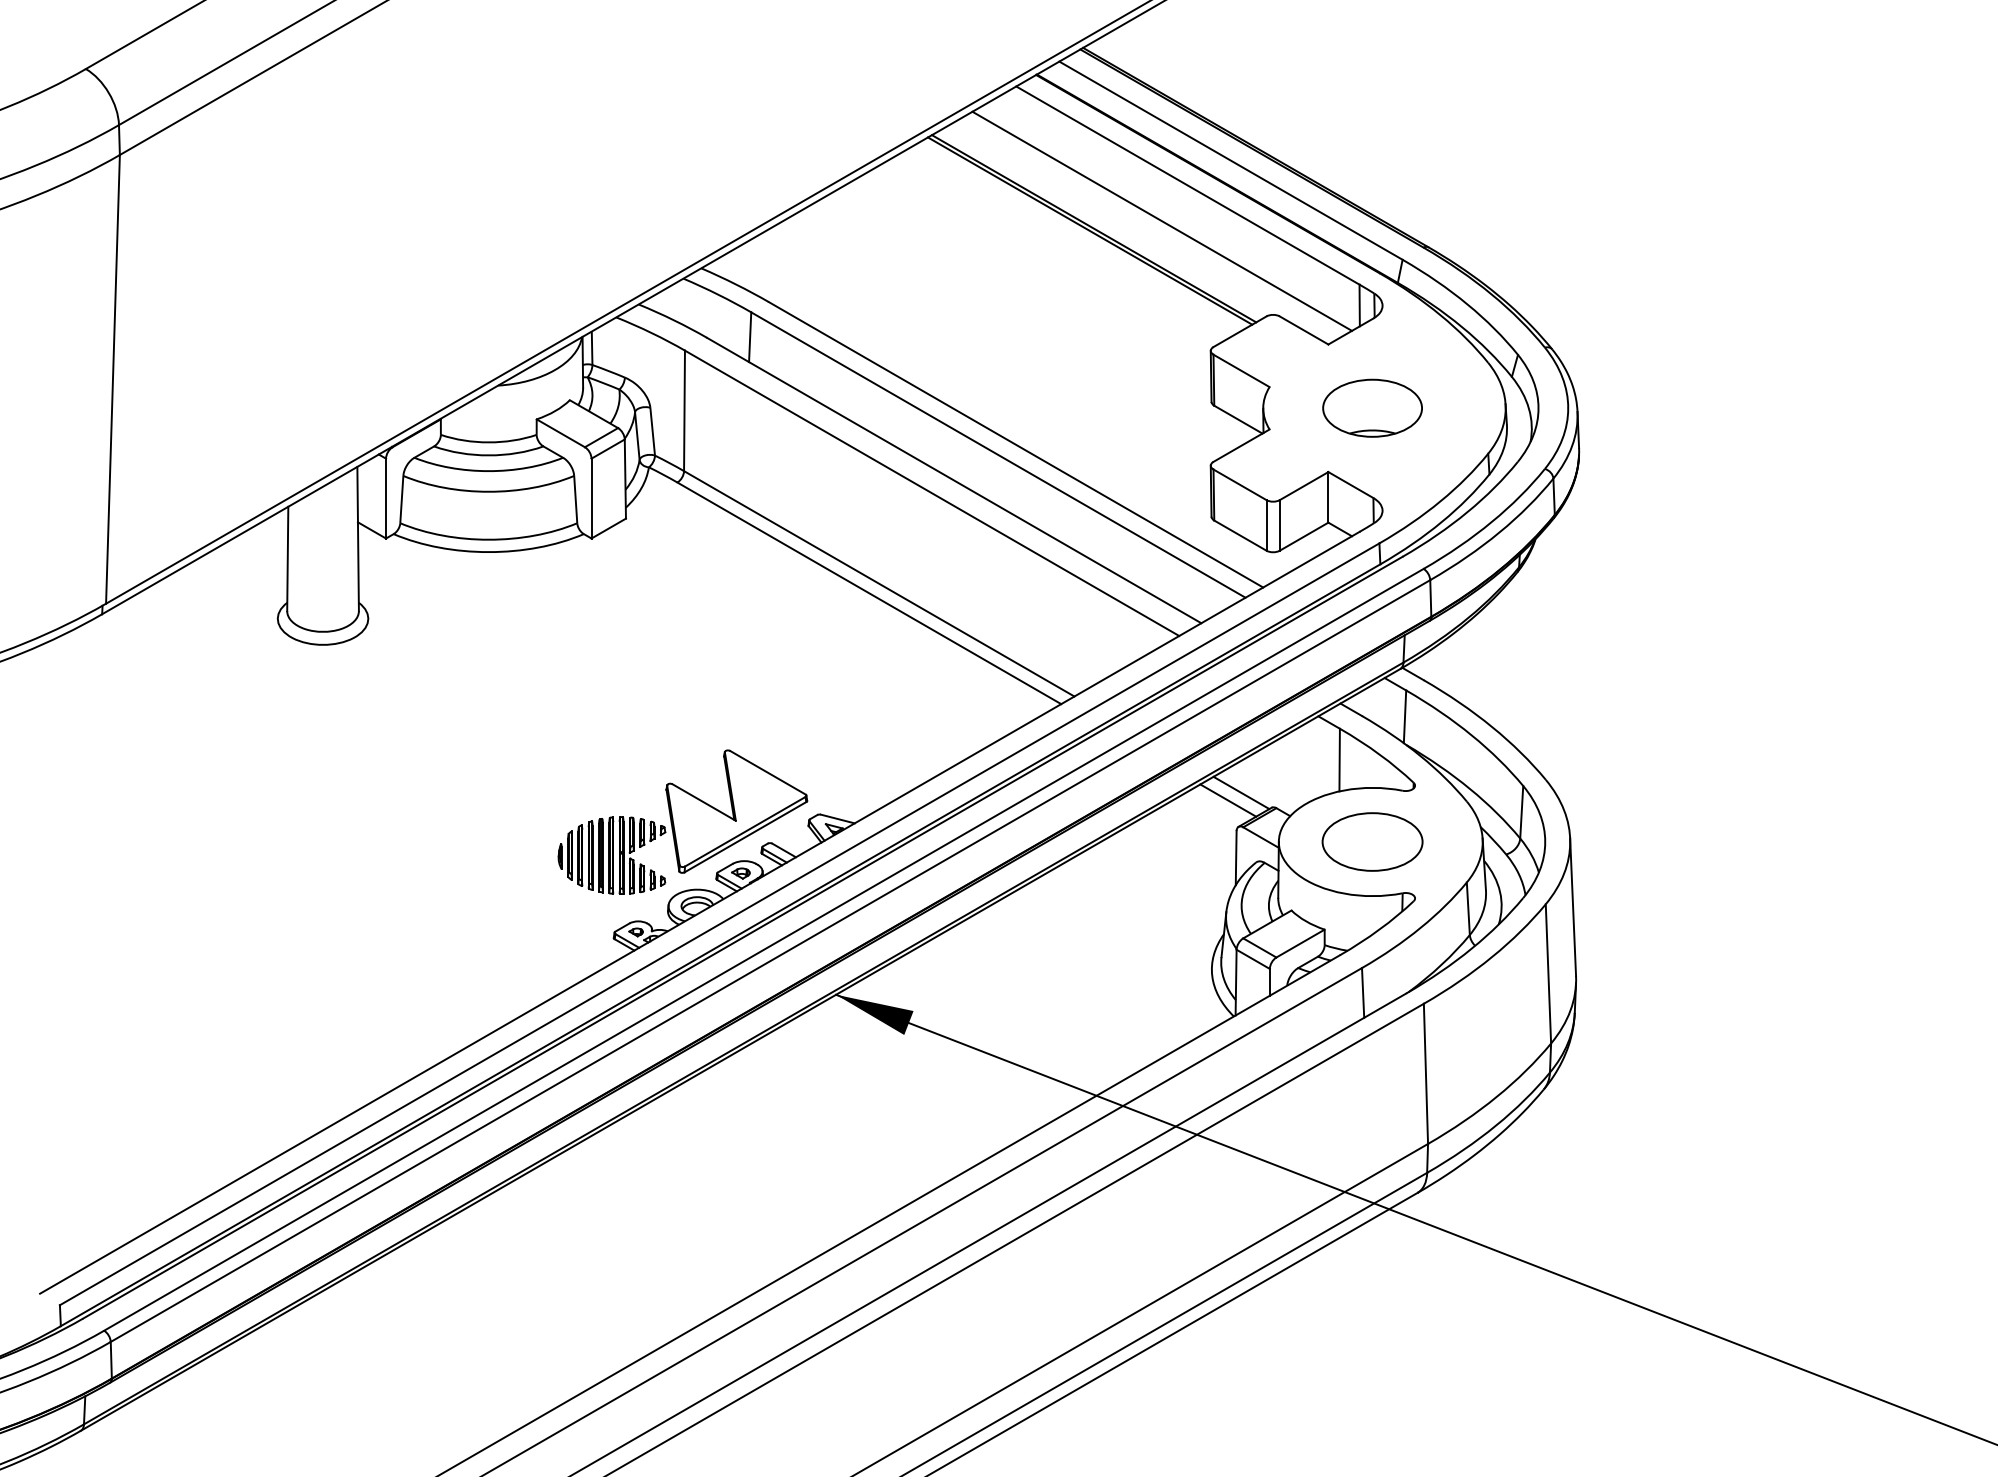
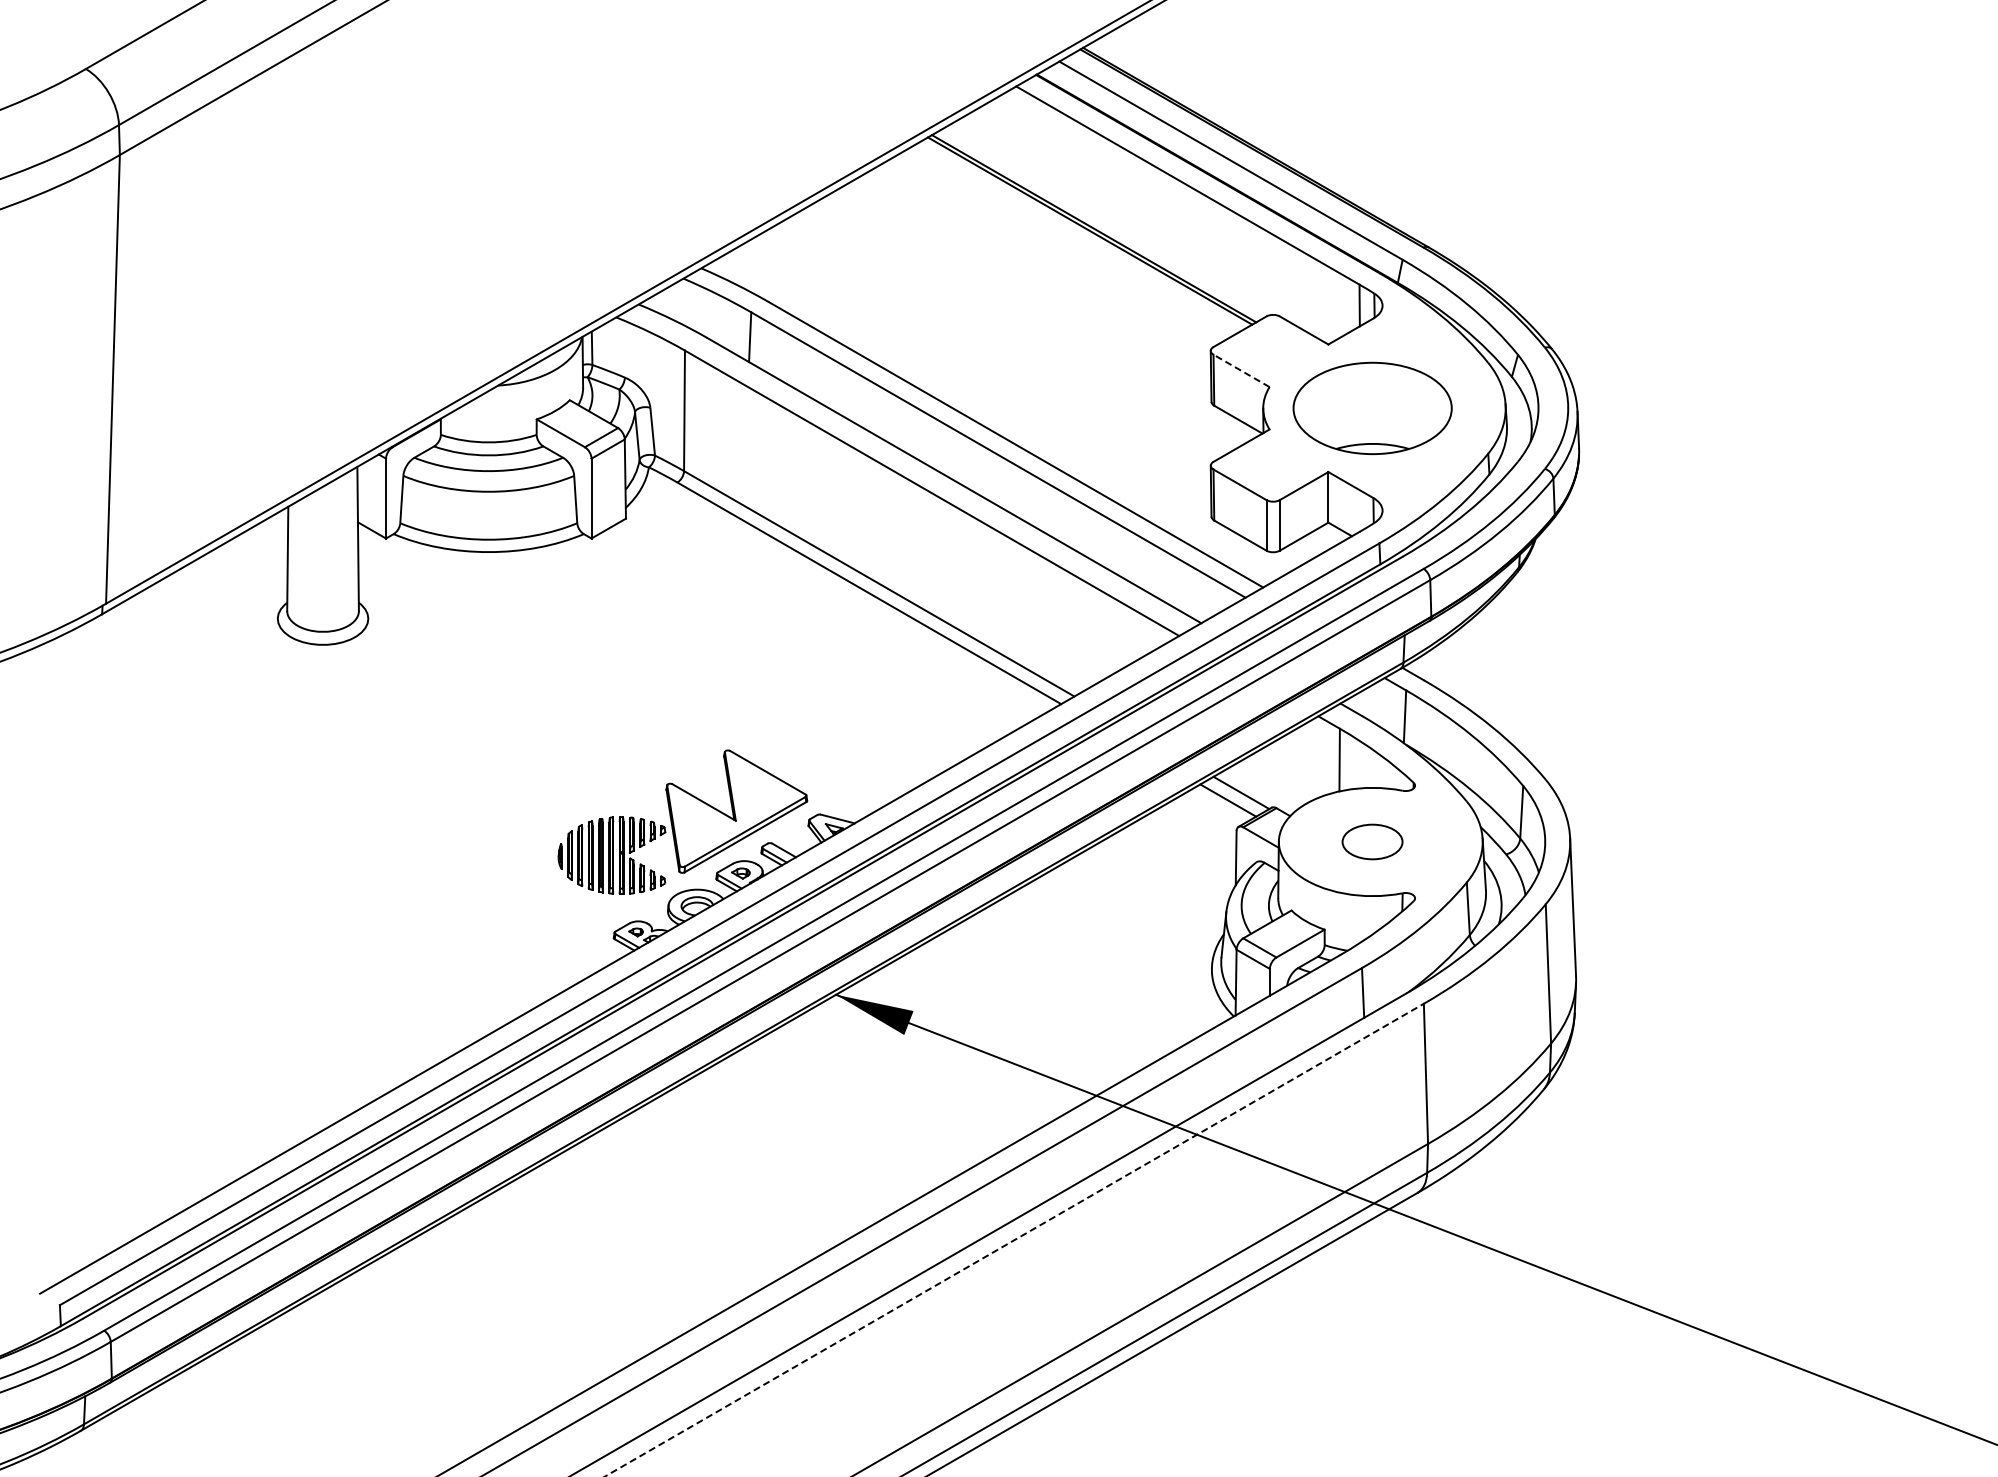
line: present -> none (1161, 220)
line: solid -> dashed (1241, 370)
part size: 101x60 px -> 161x94 px (1372, 407)
part size: 103x60 px -> 63x38 px (1372, 841)
line: solid -> dashed (1014, 1240)
